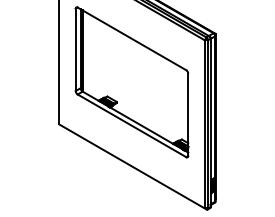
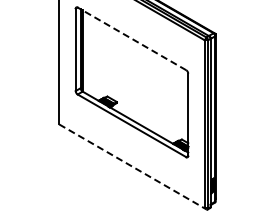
line: solid -> dashed (132, 38)
line: solid -> dashed (133, 167)
